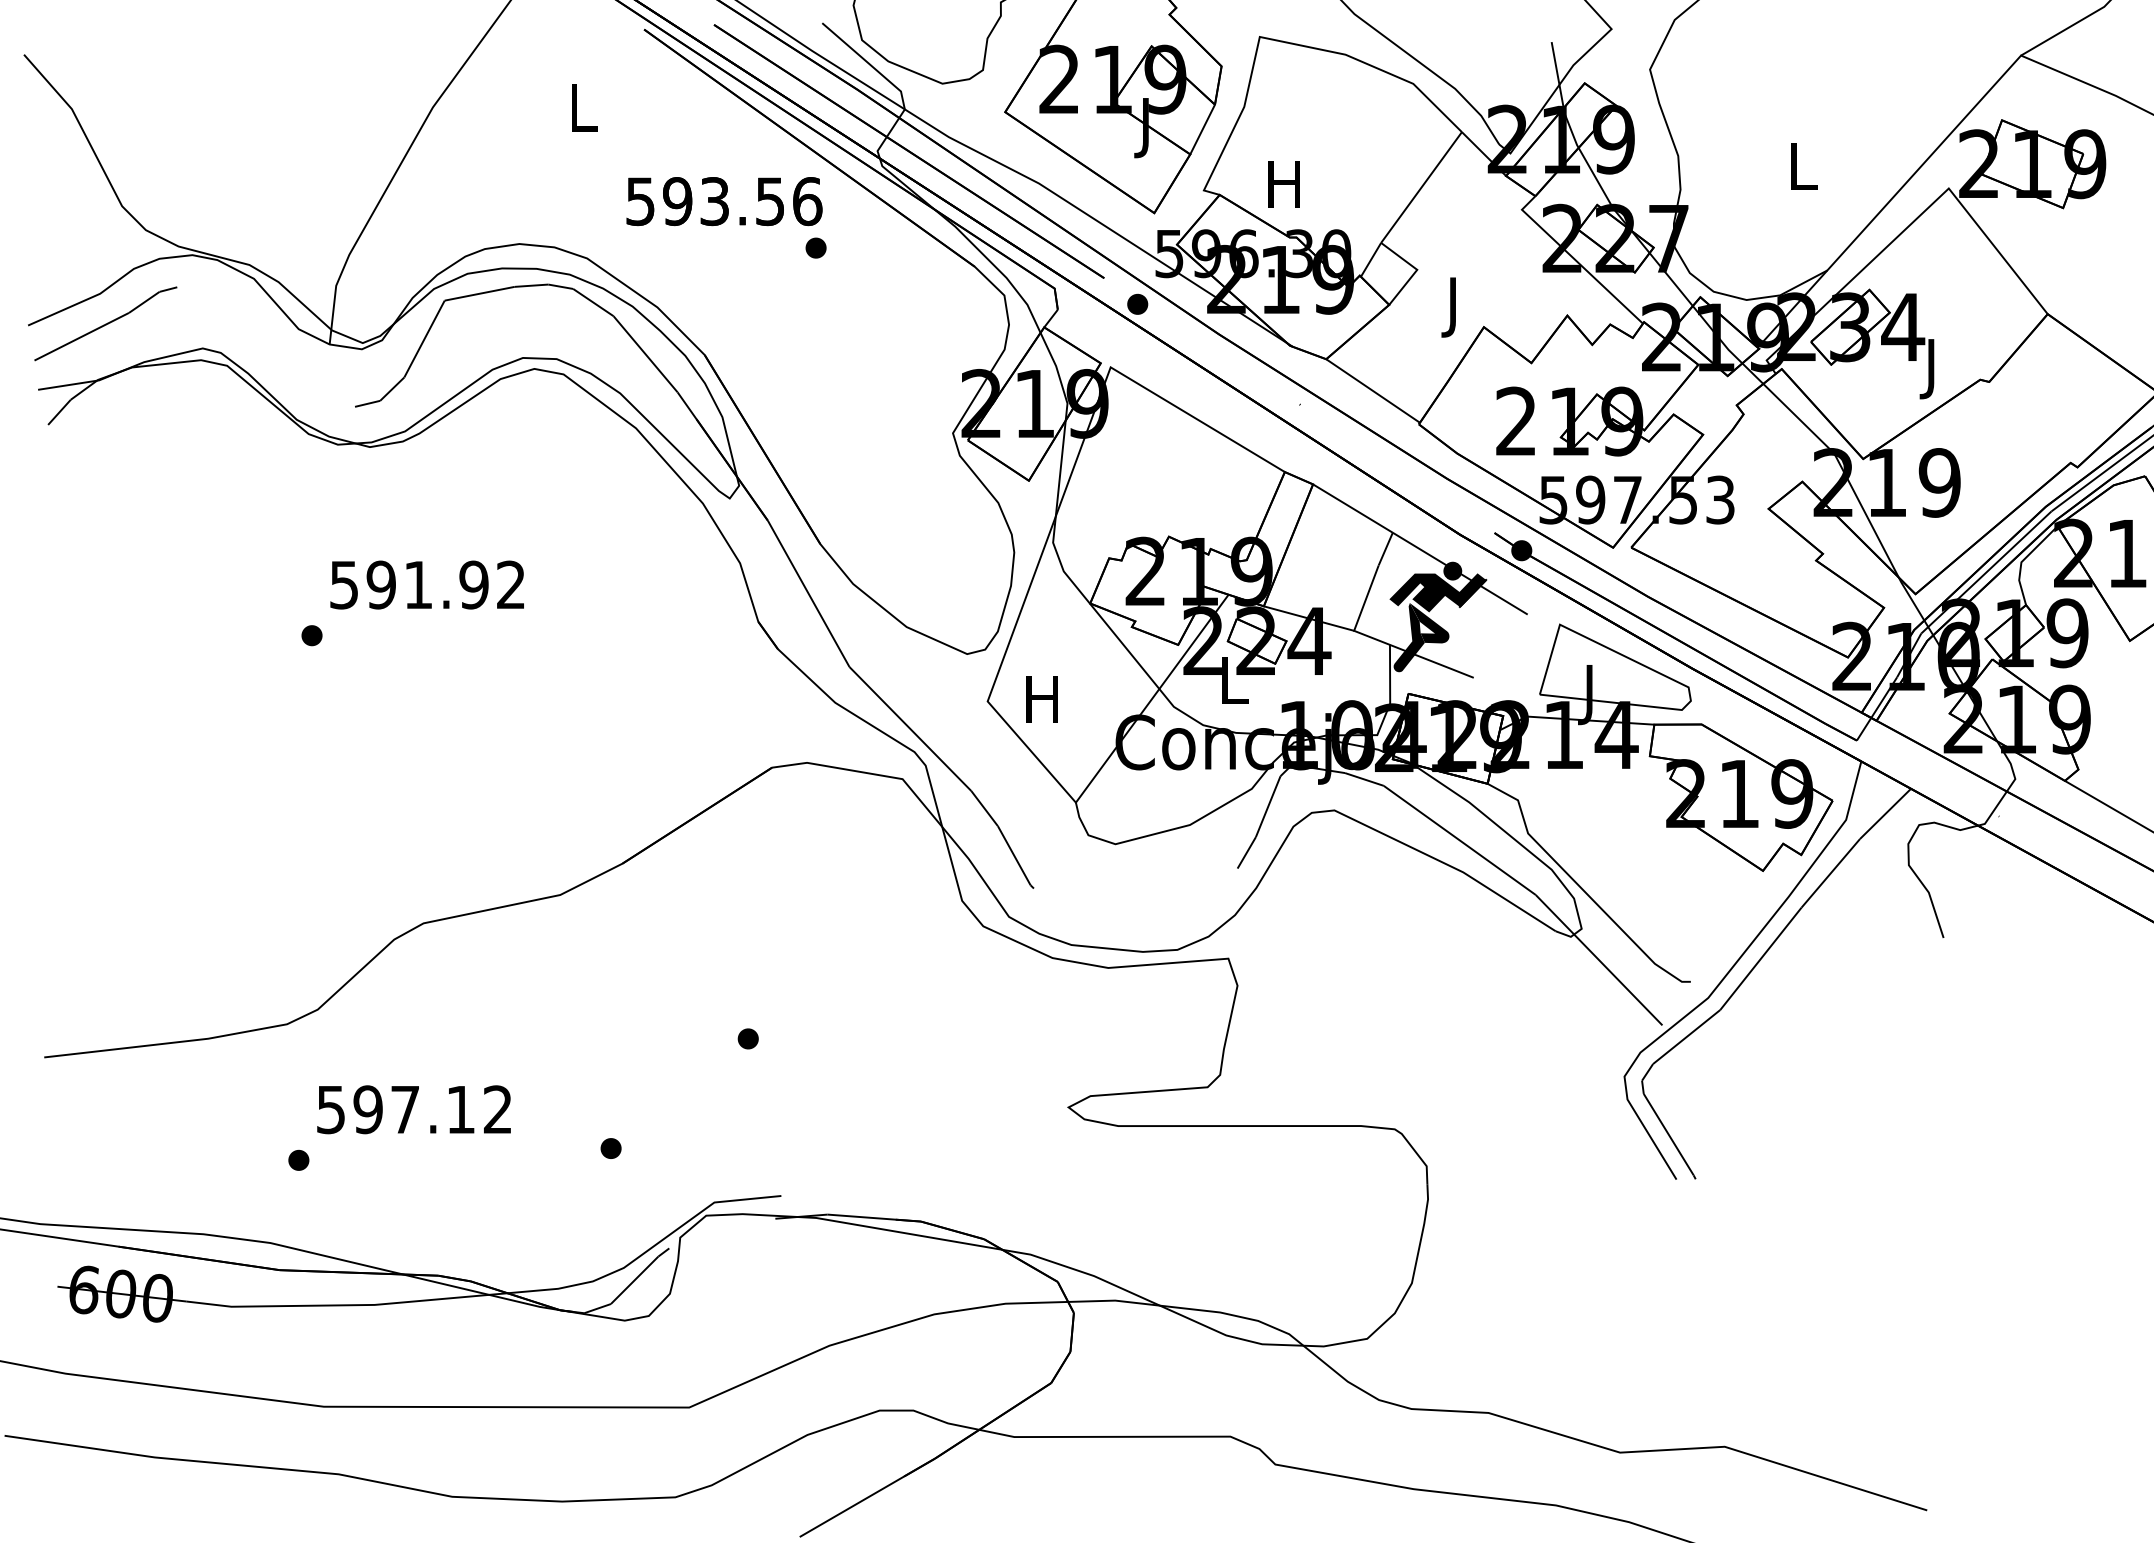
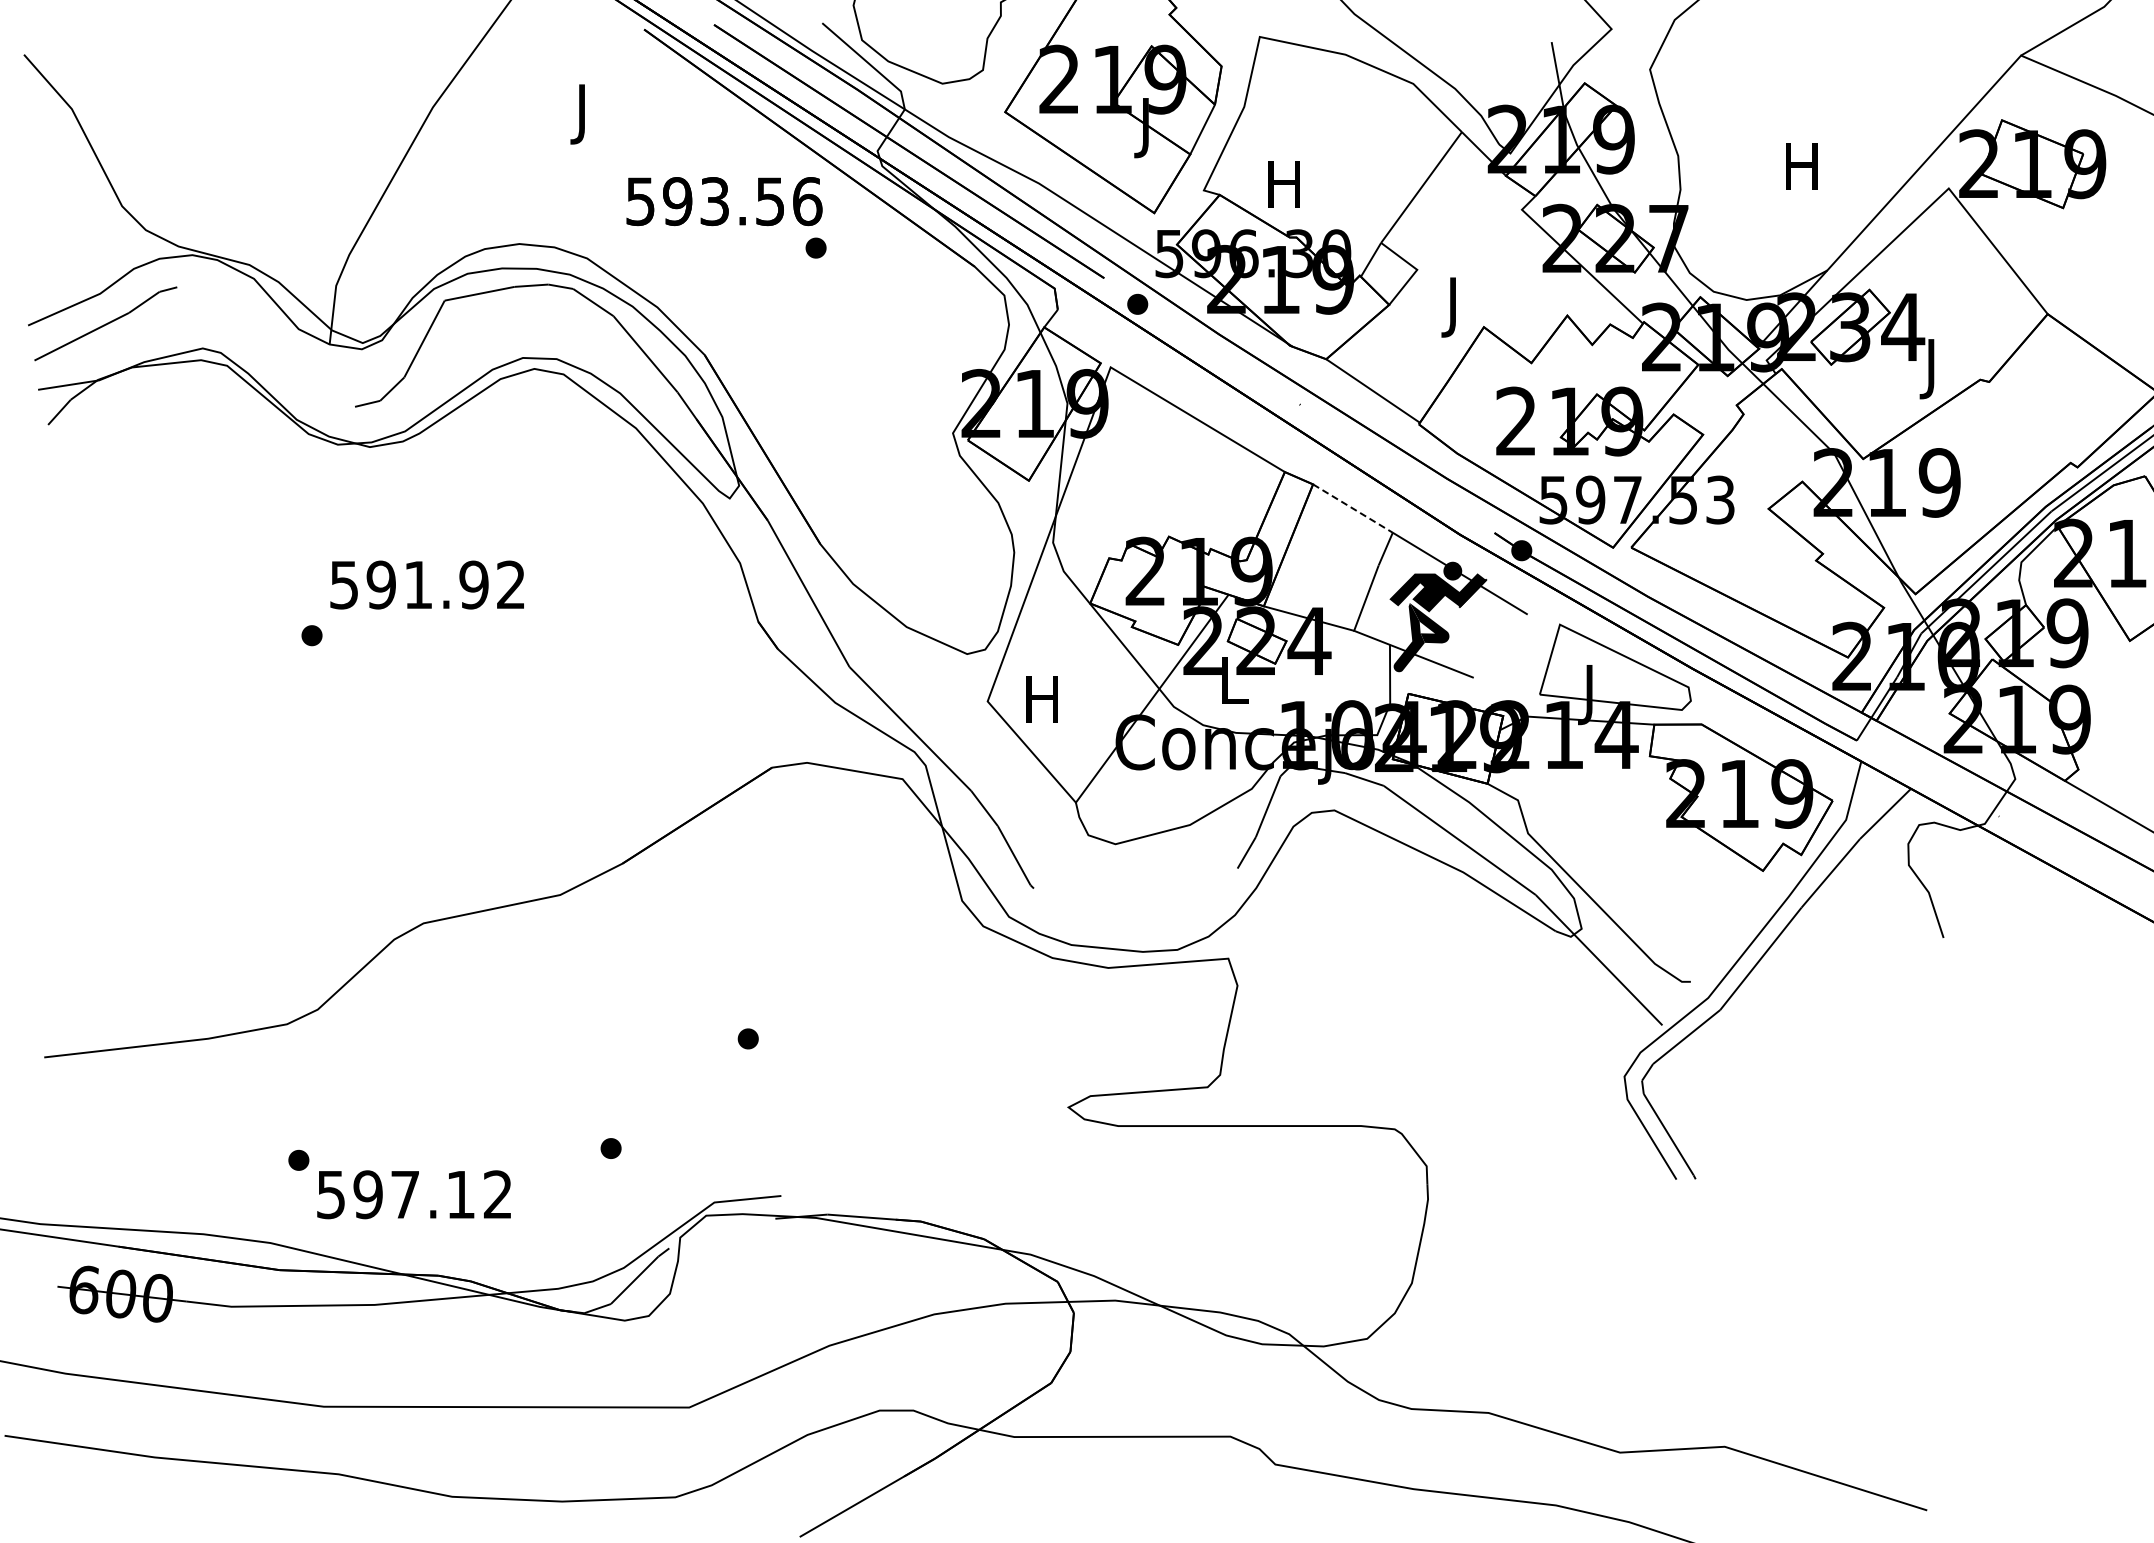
text: L -> J (583, 114)
text: L -> H (1801, 166)
line: solid -> dashed (1352, 508)
text position: (413, 1109) -> (413, 1194) (413, 1194)
